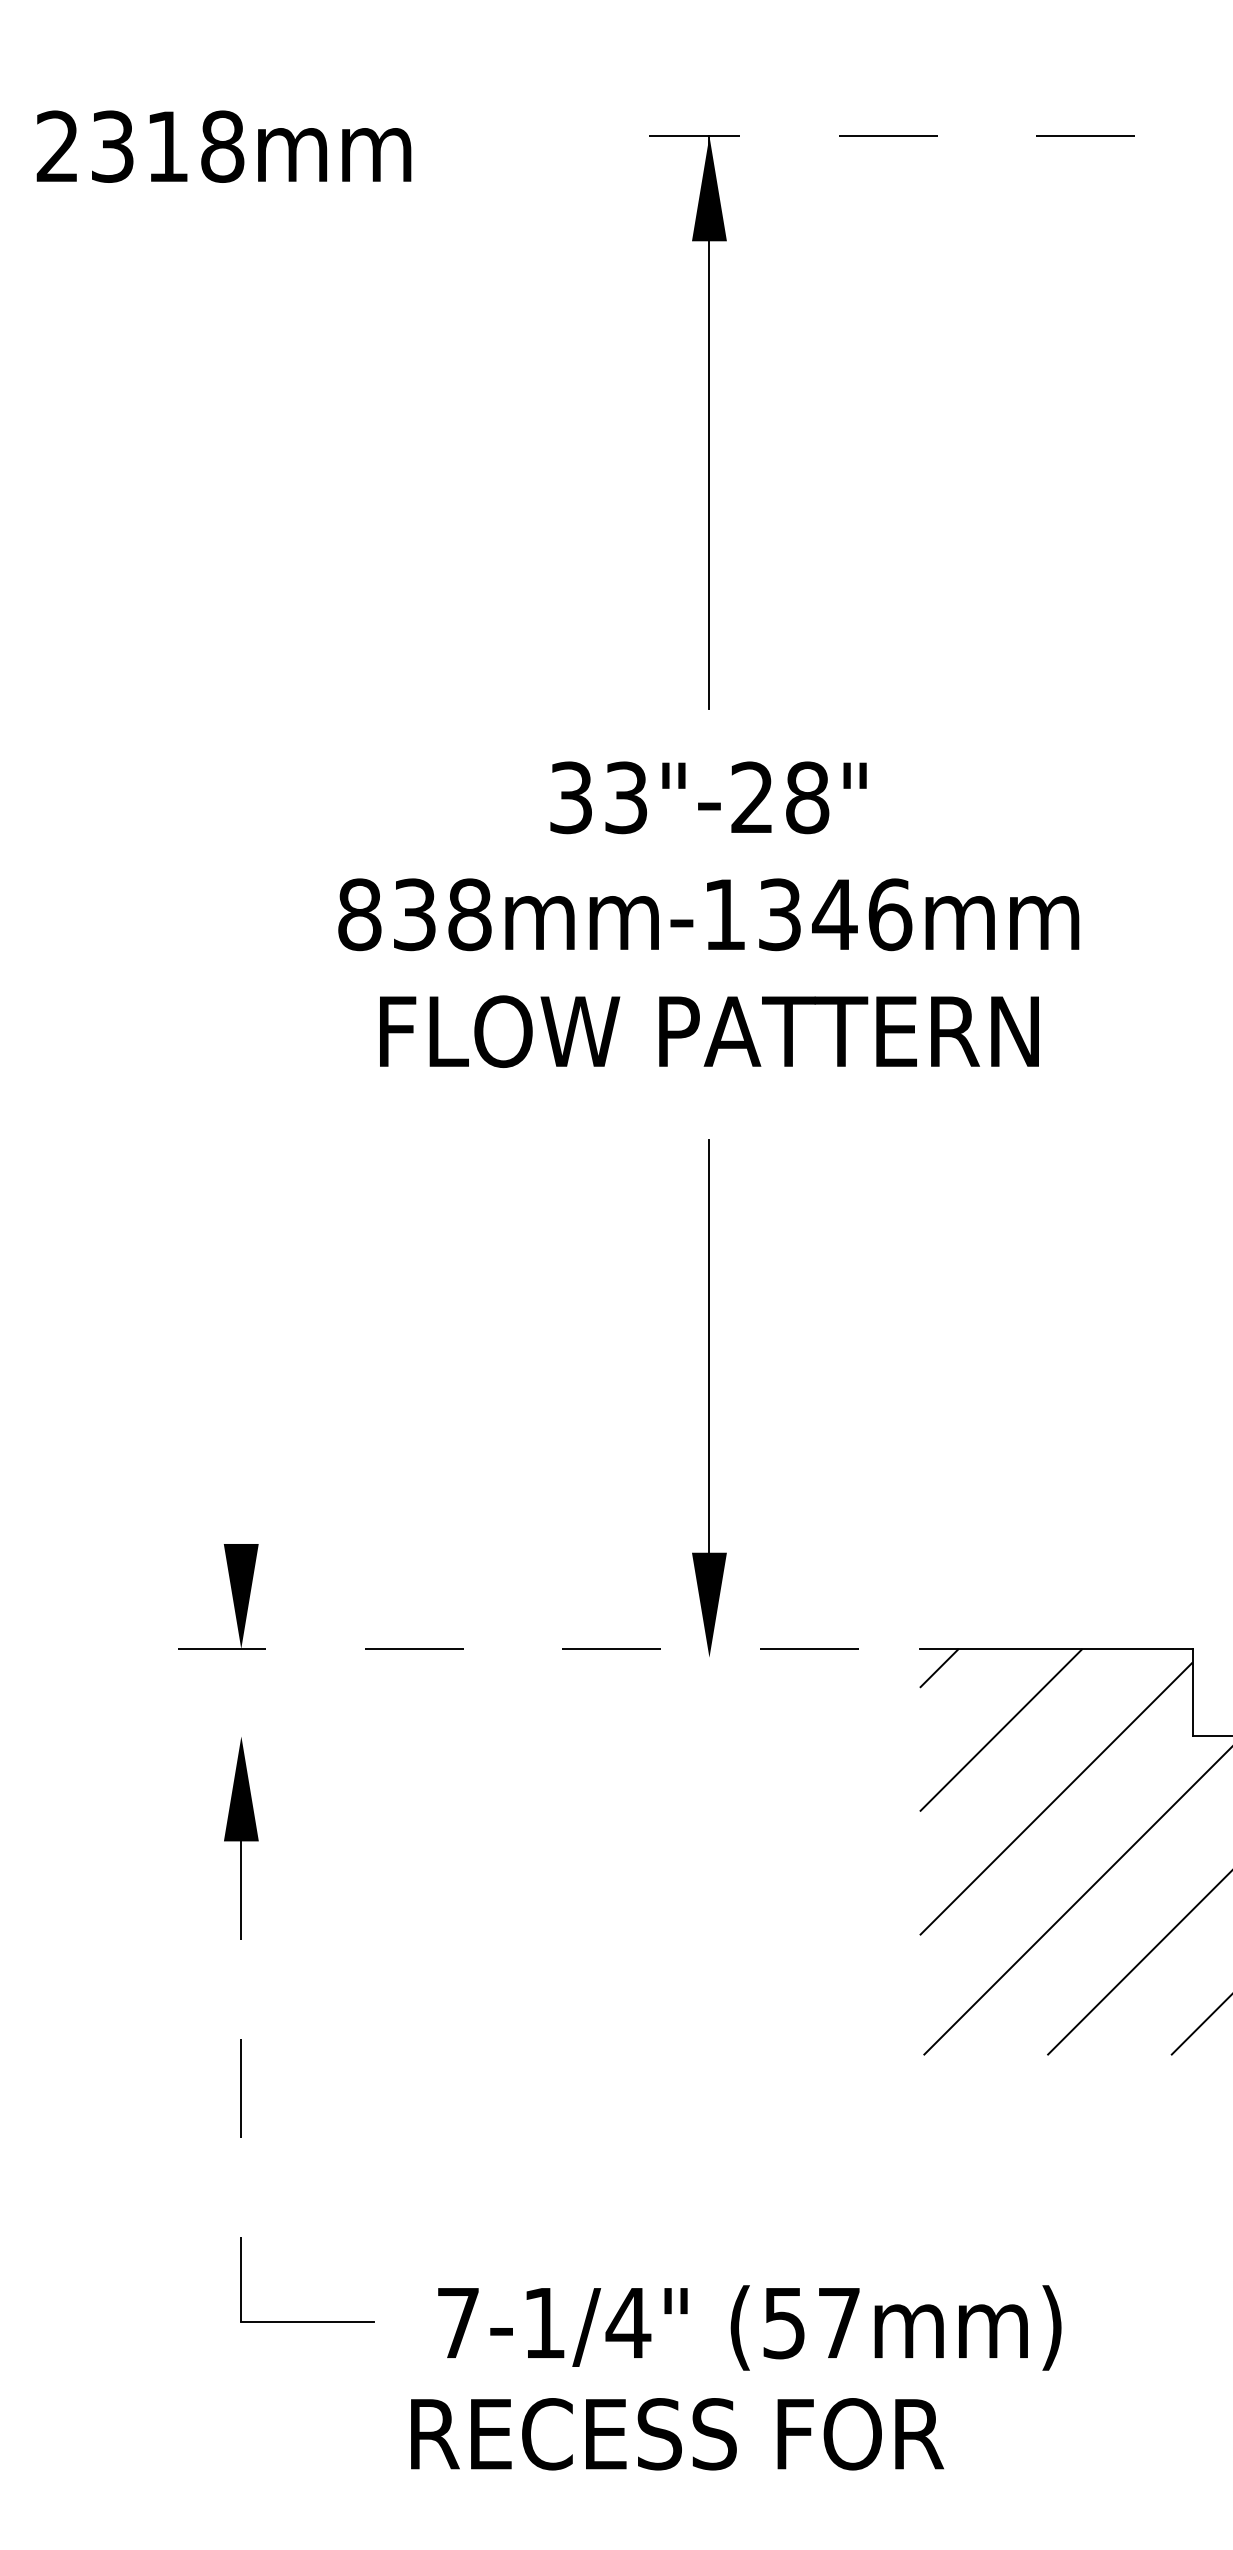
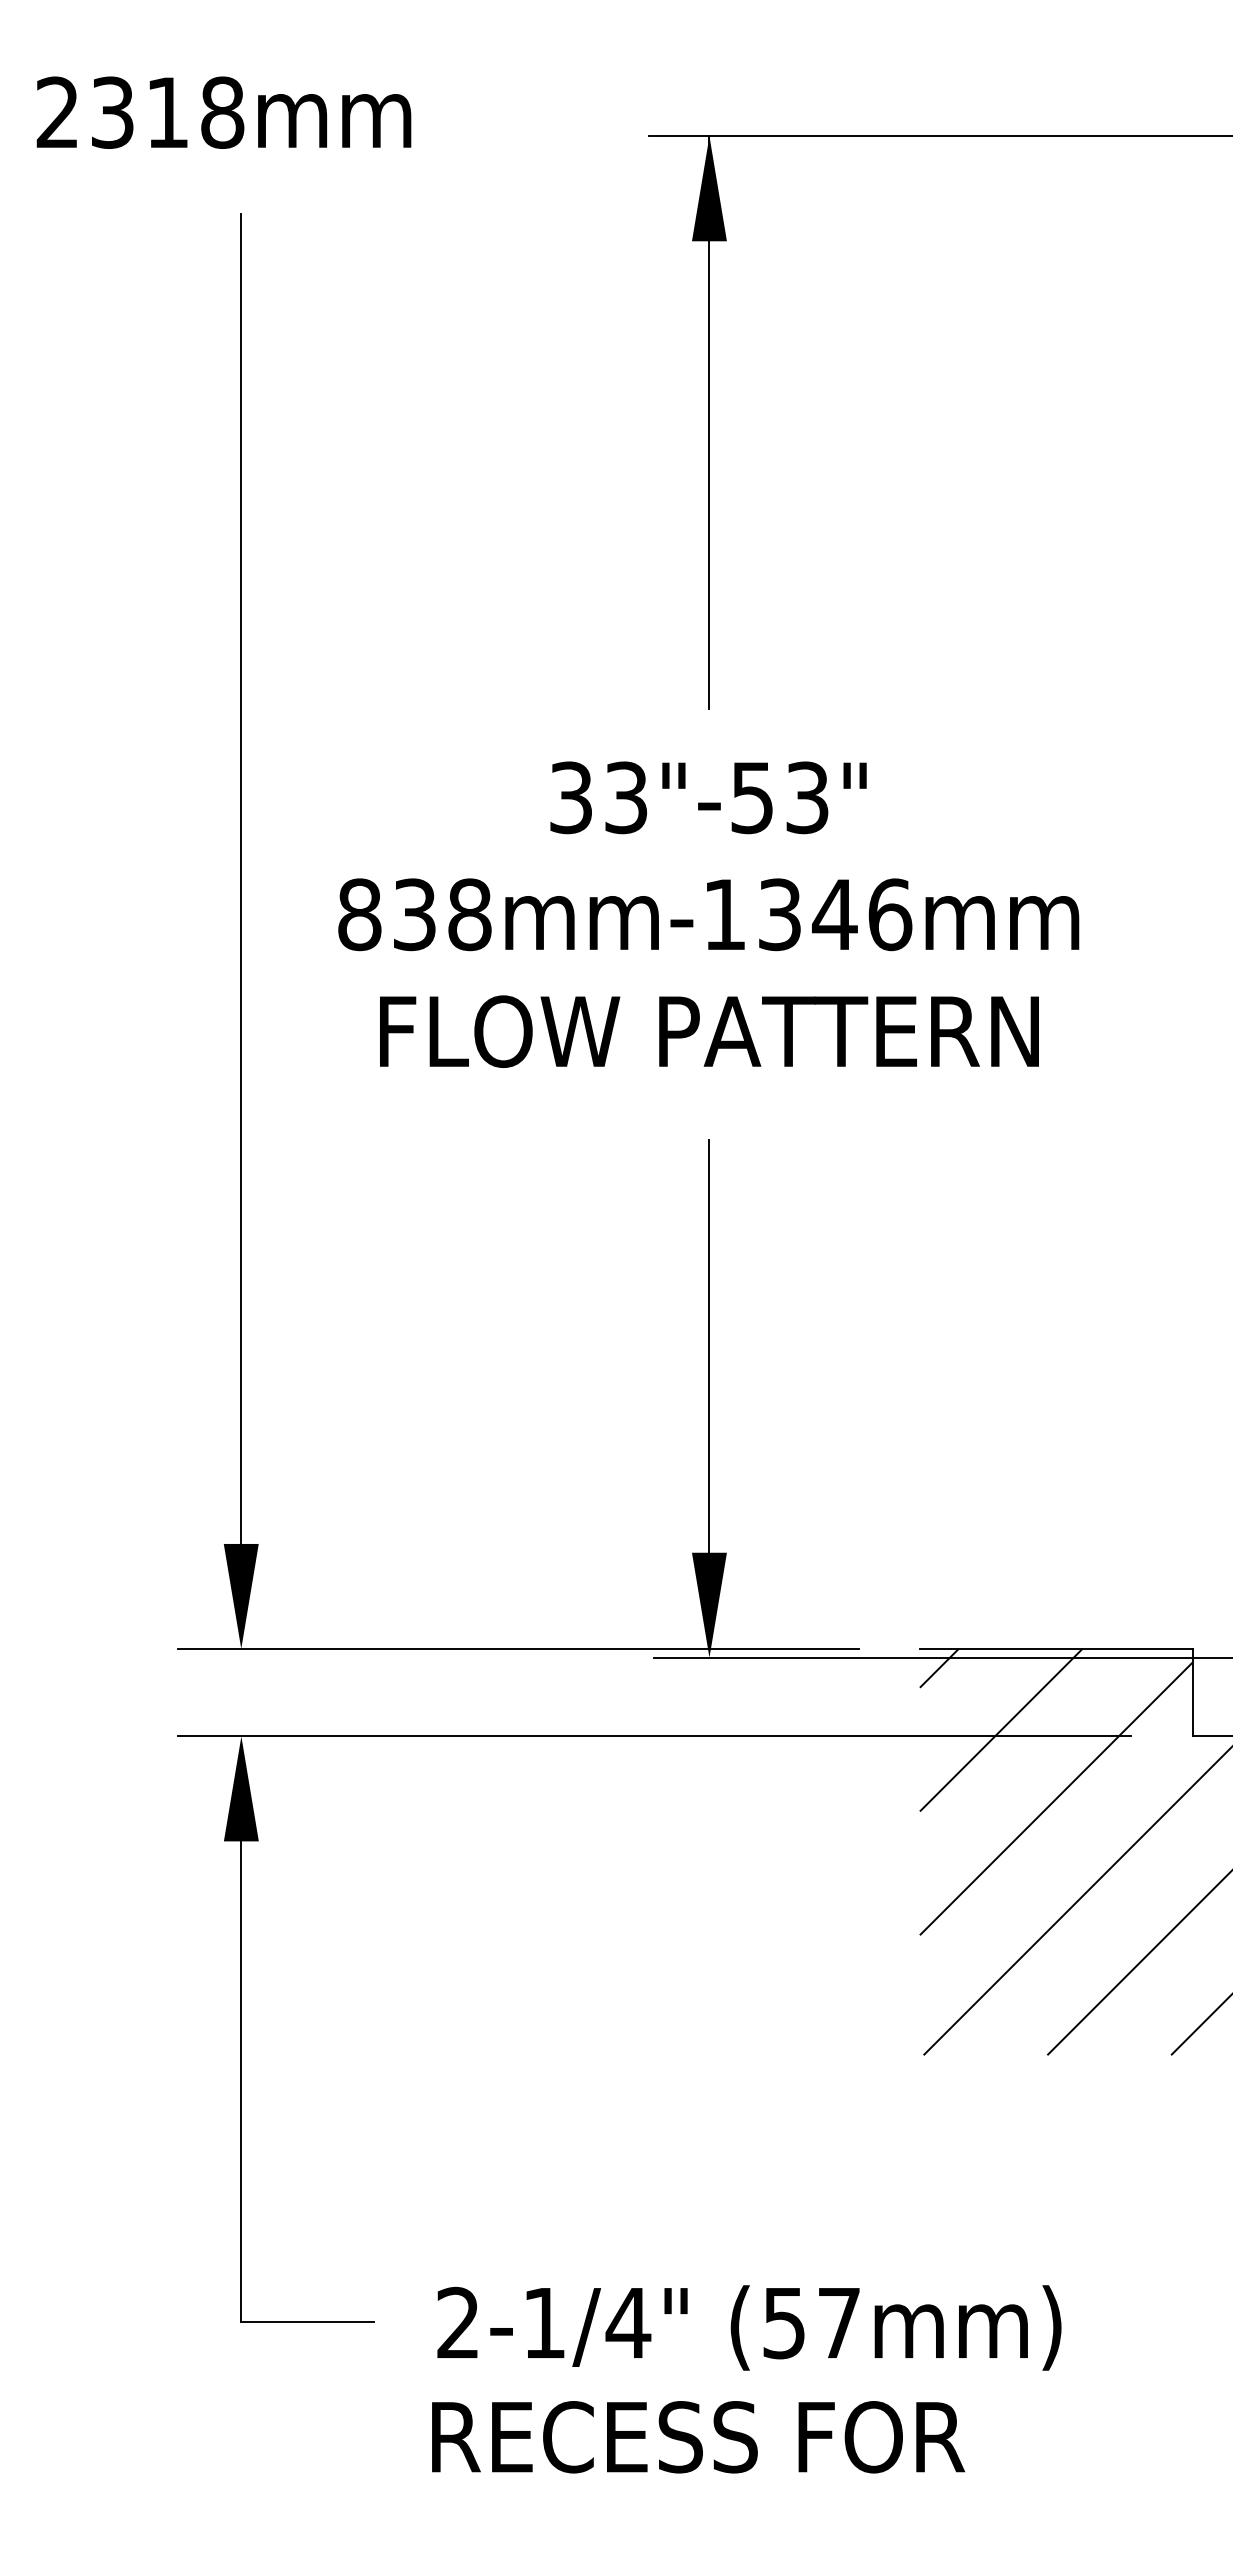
line: dashed -> solid (940, 136)
text position: (223, 146) -> (223, 112) (223, 112)
text: 33"-28" -> 33"-53" (780, 797)
line: none -> present (241, 878)
line: dashed -> solid (518, 1648)
line: none -> present (941, 1657)
line: none -> present (654, 1736)
line: dashed -> solid (241, 2082)
text: 7-1/4" -> 2-1/4" (457, 2321)
text position: (677, 2434) -> (698, 2437) (698, 2437)
